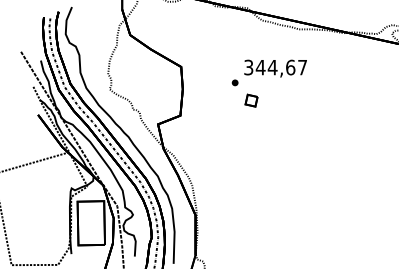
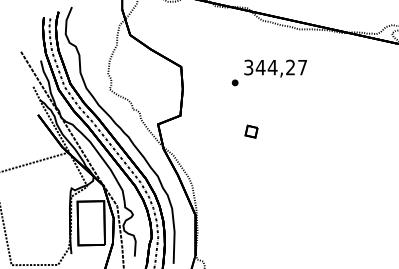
text: 344,67 -> 344,27 (290, 67)
part position: (251, 100) -> (251, 131) (251, 131)
